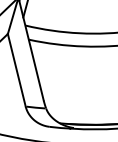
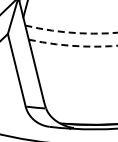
arc: solid -> dashed (71, 32)
arc: solid -> dashed (73, 45)
